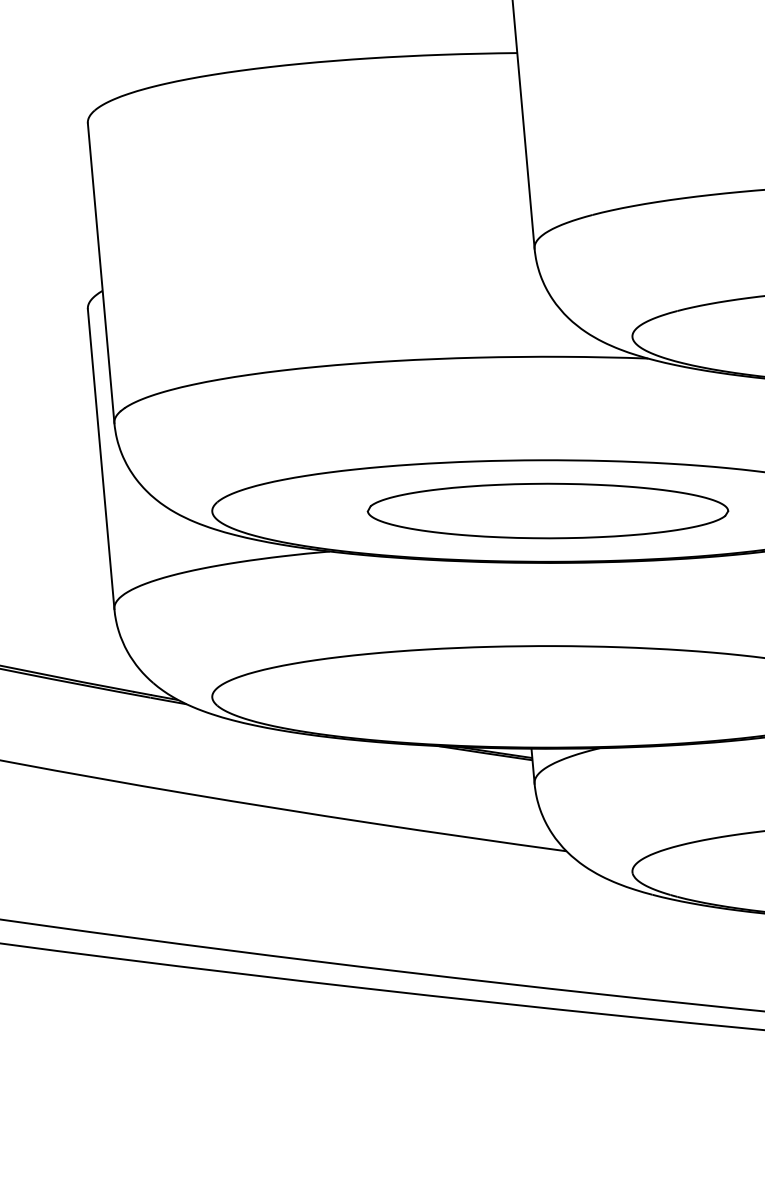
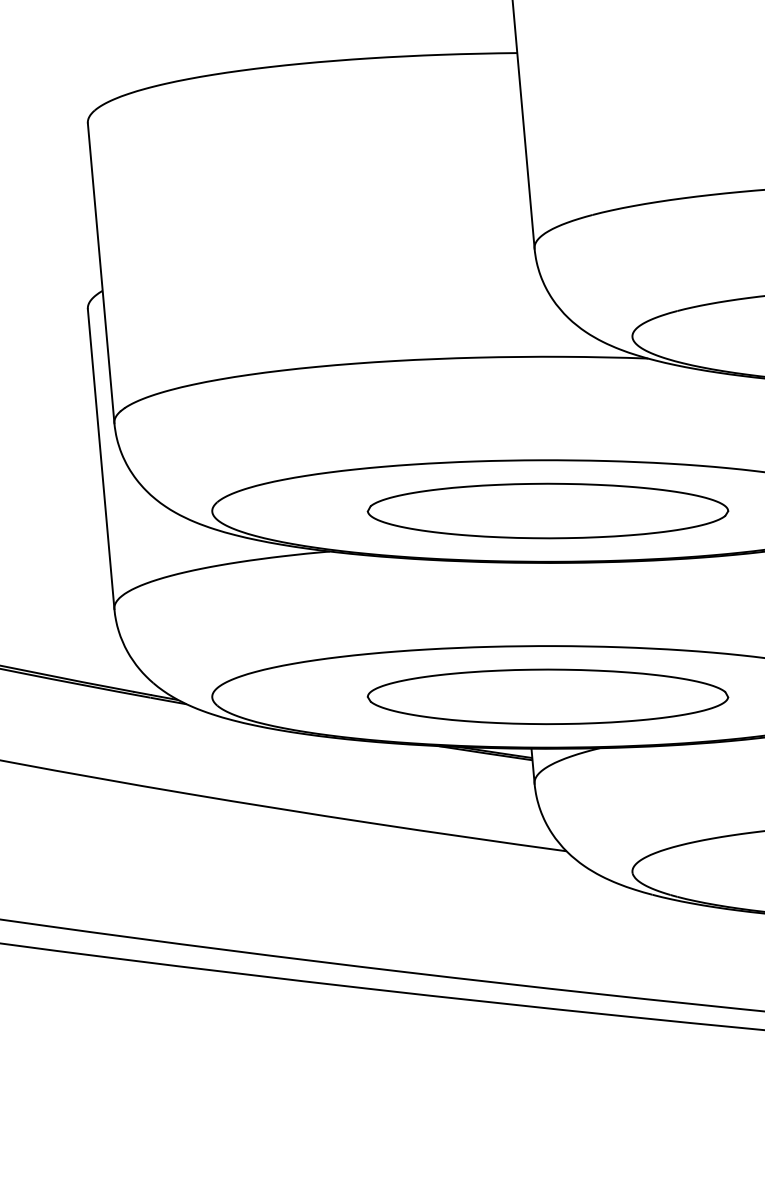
part: none -> present (547, 696)
